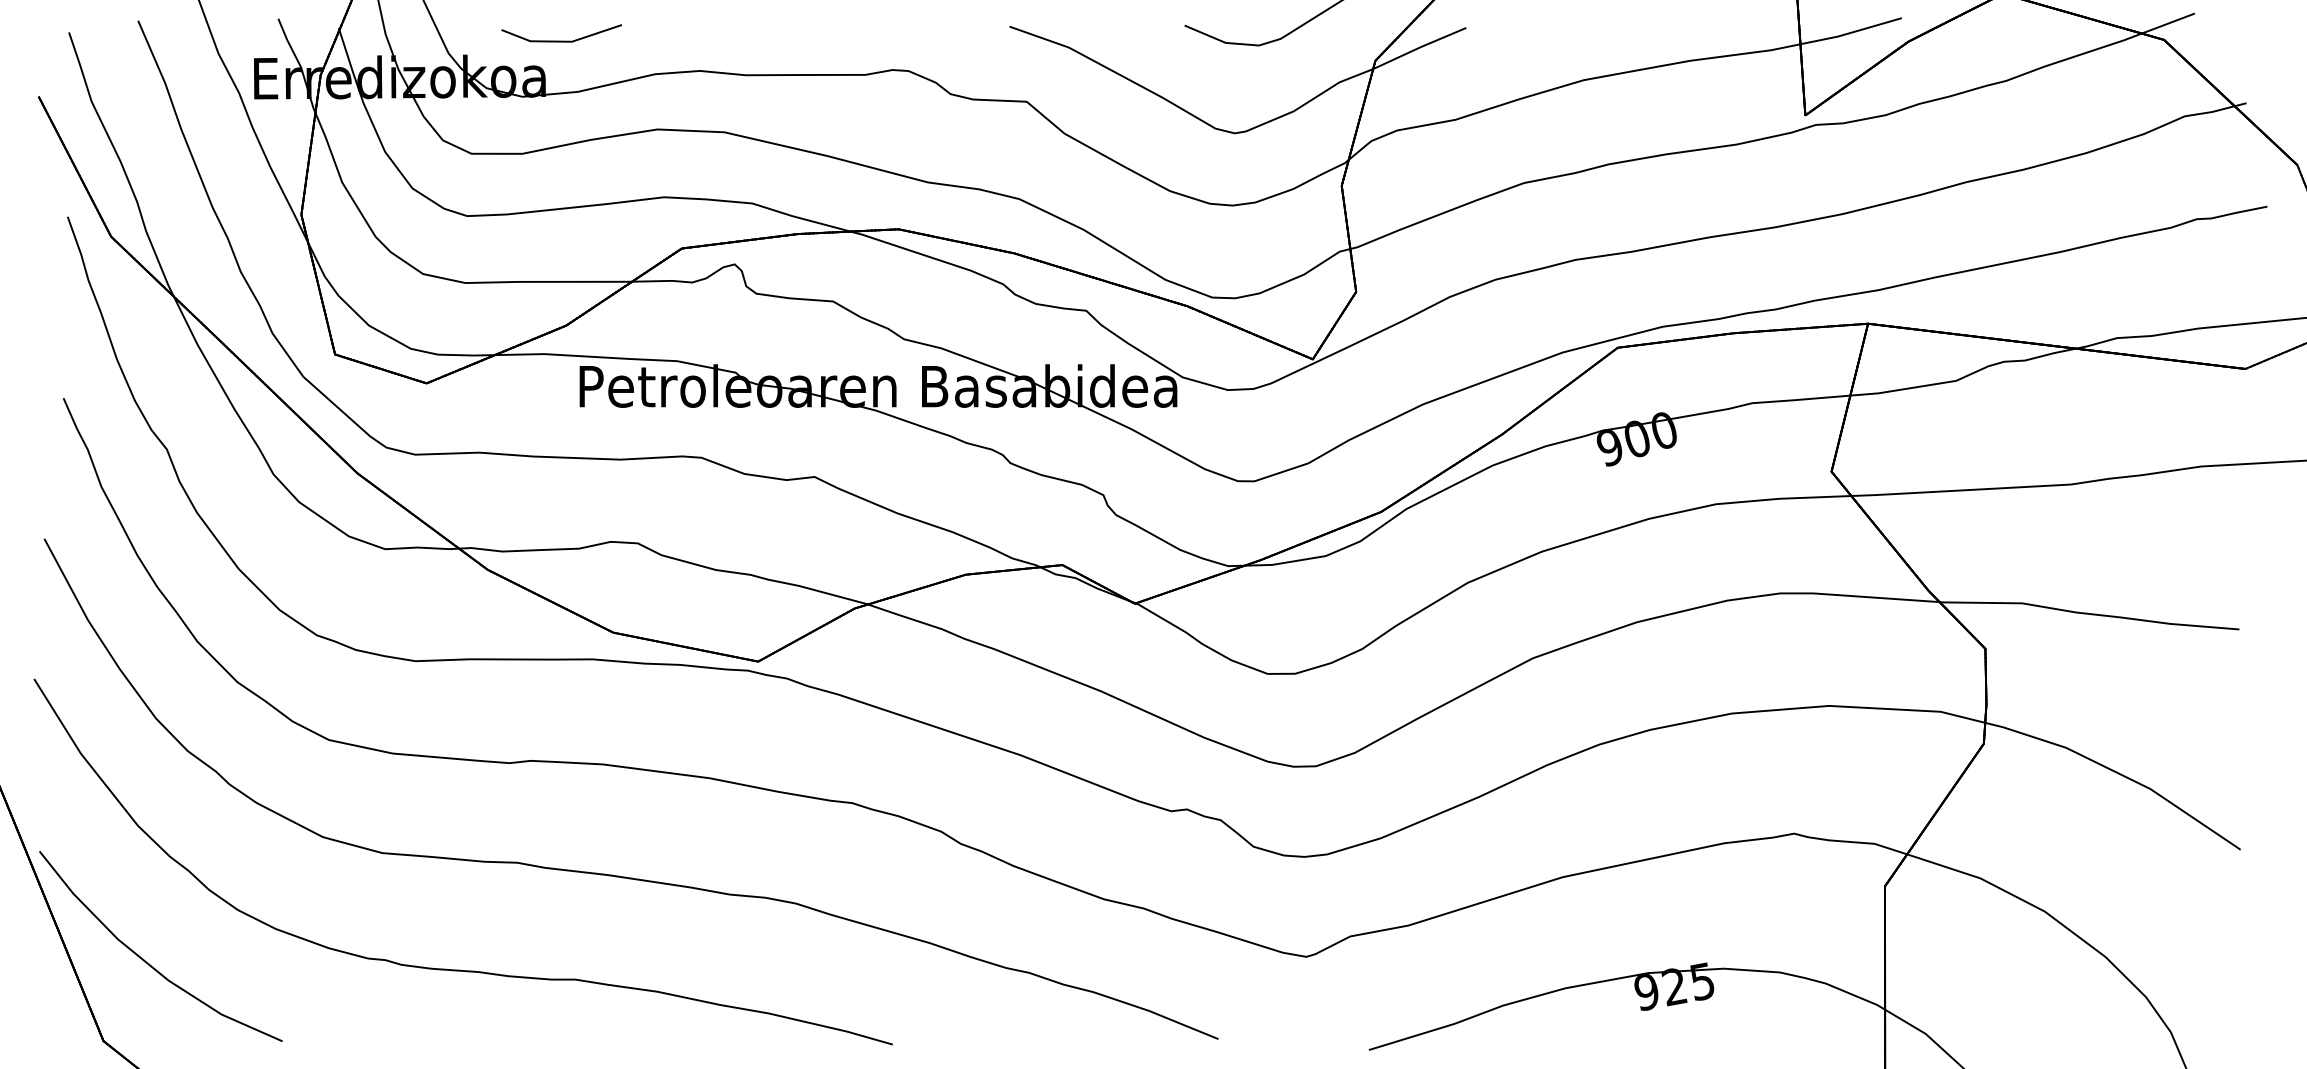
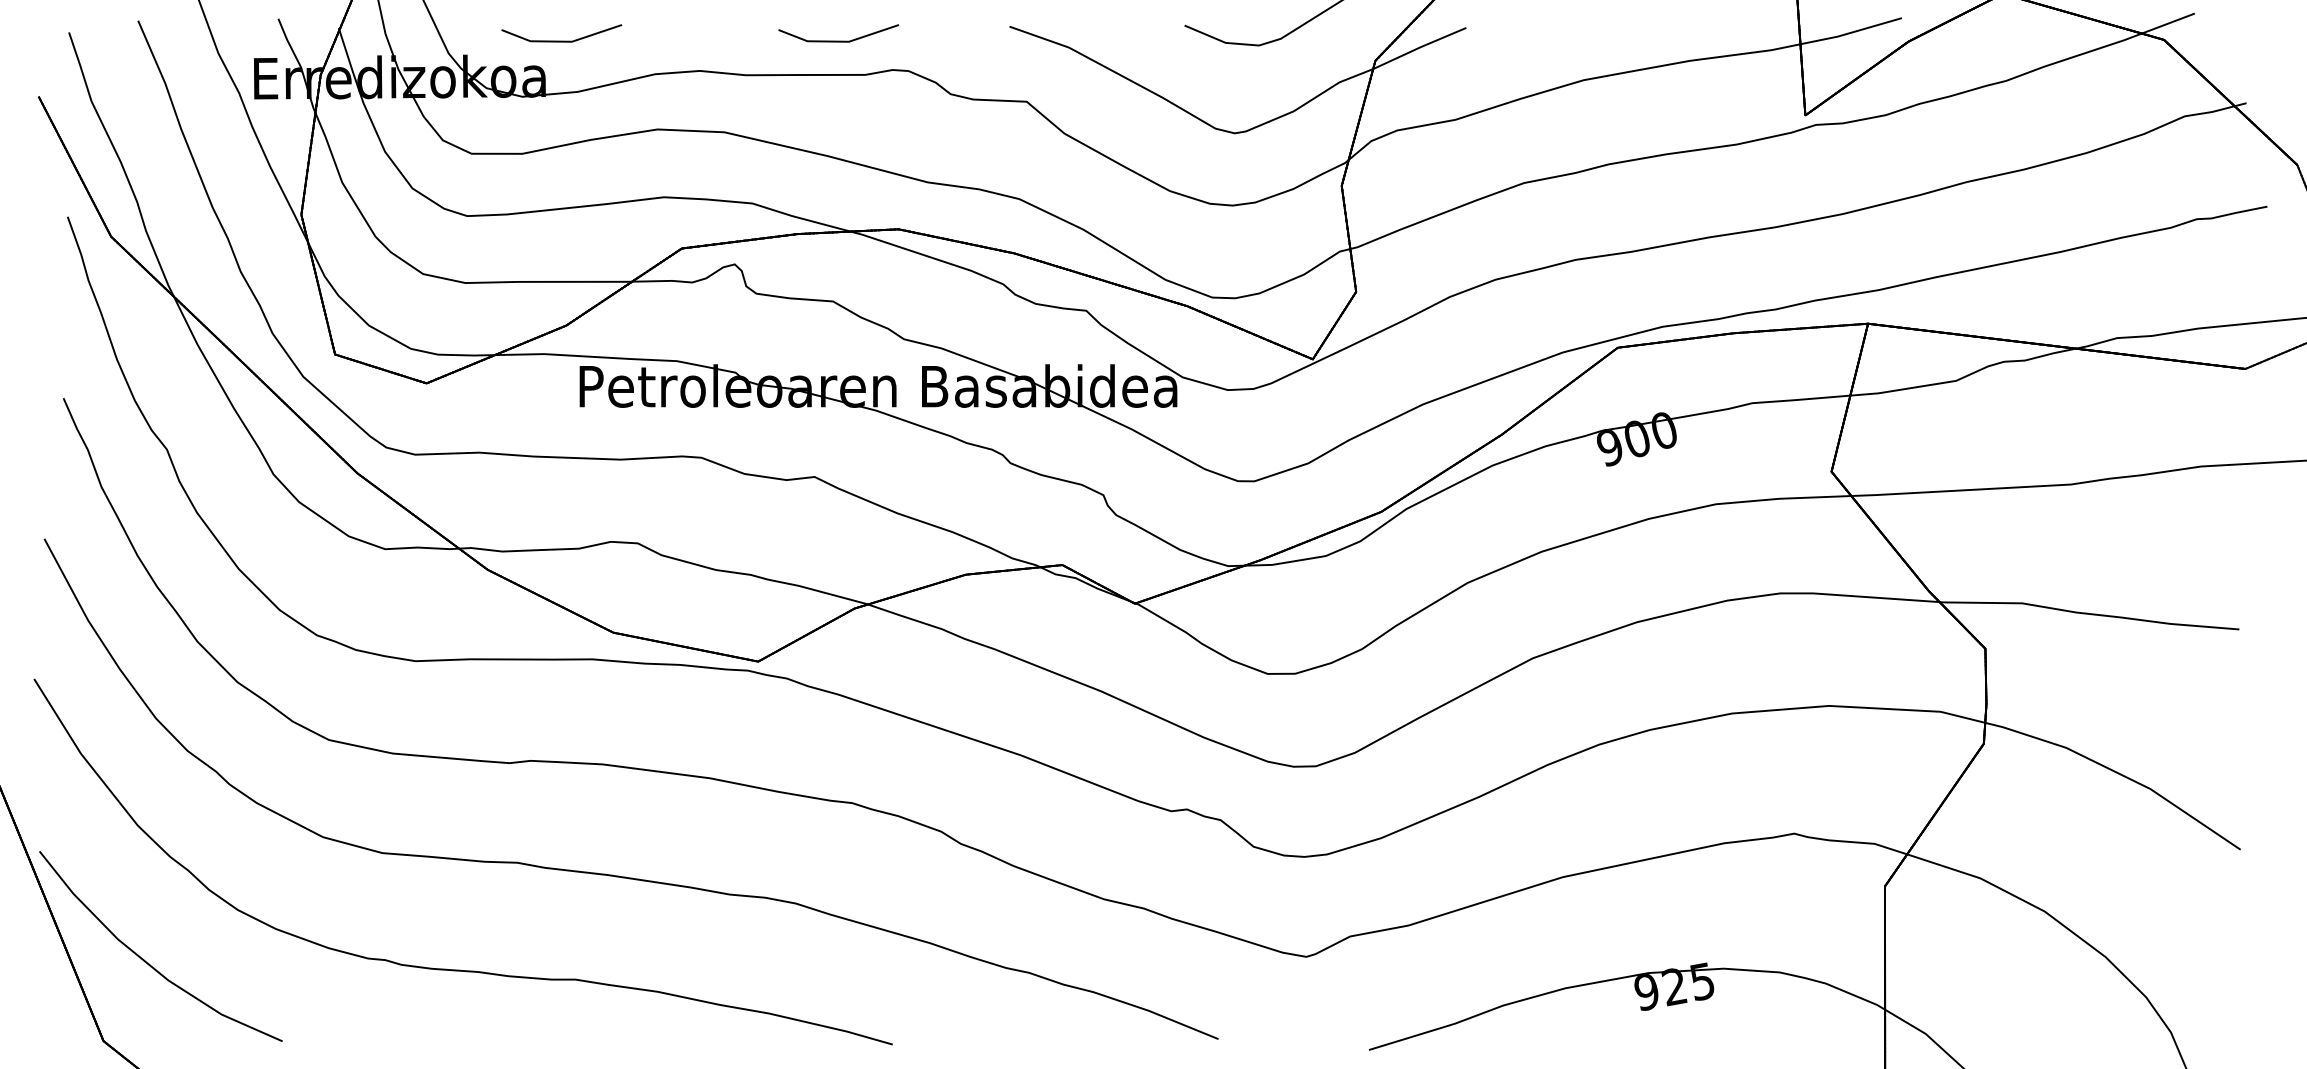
line: none -> present (838, 40)
